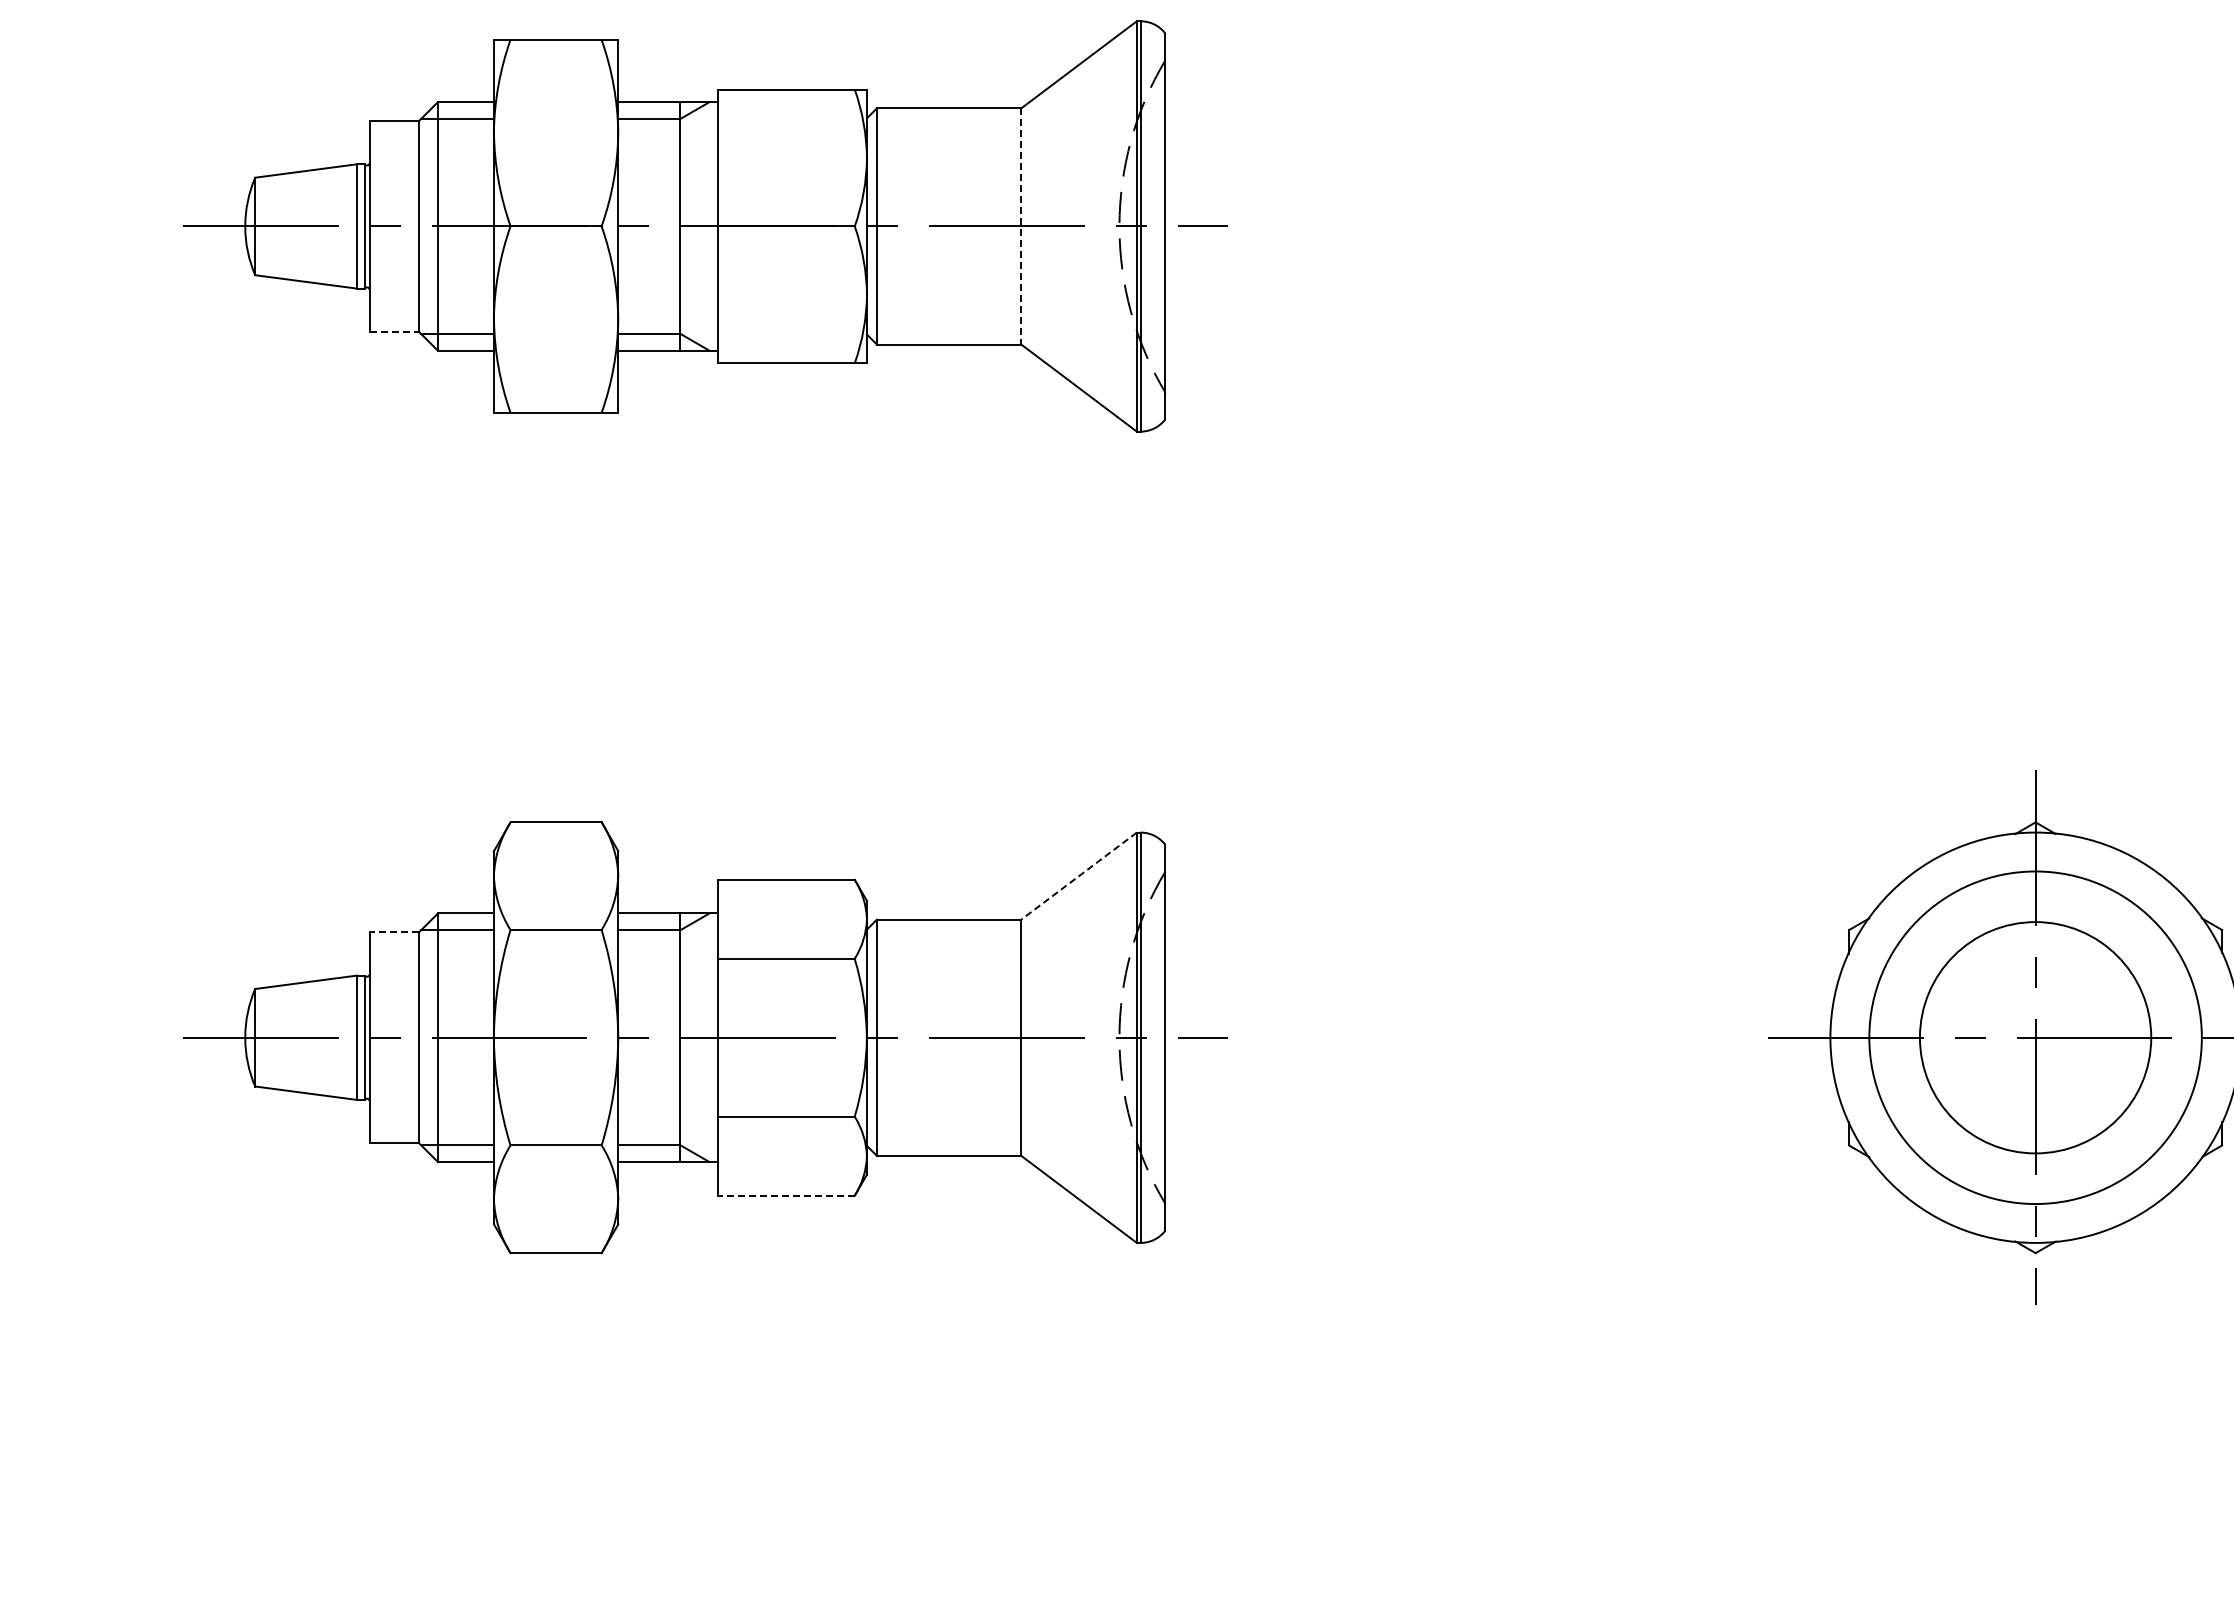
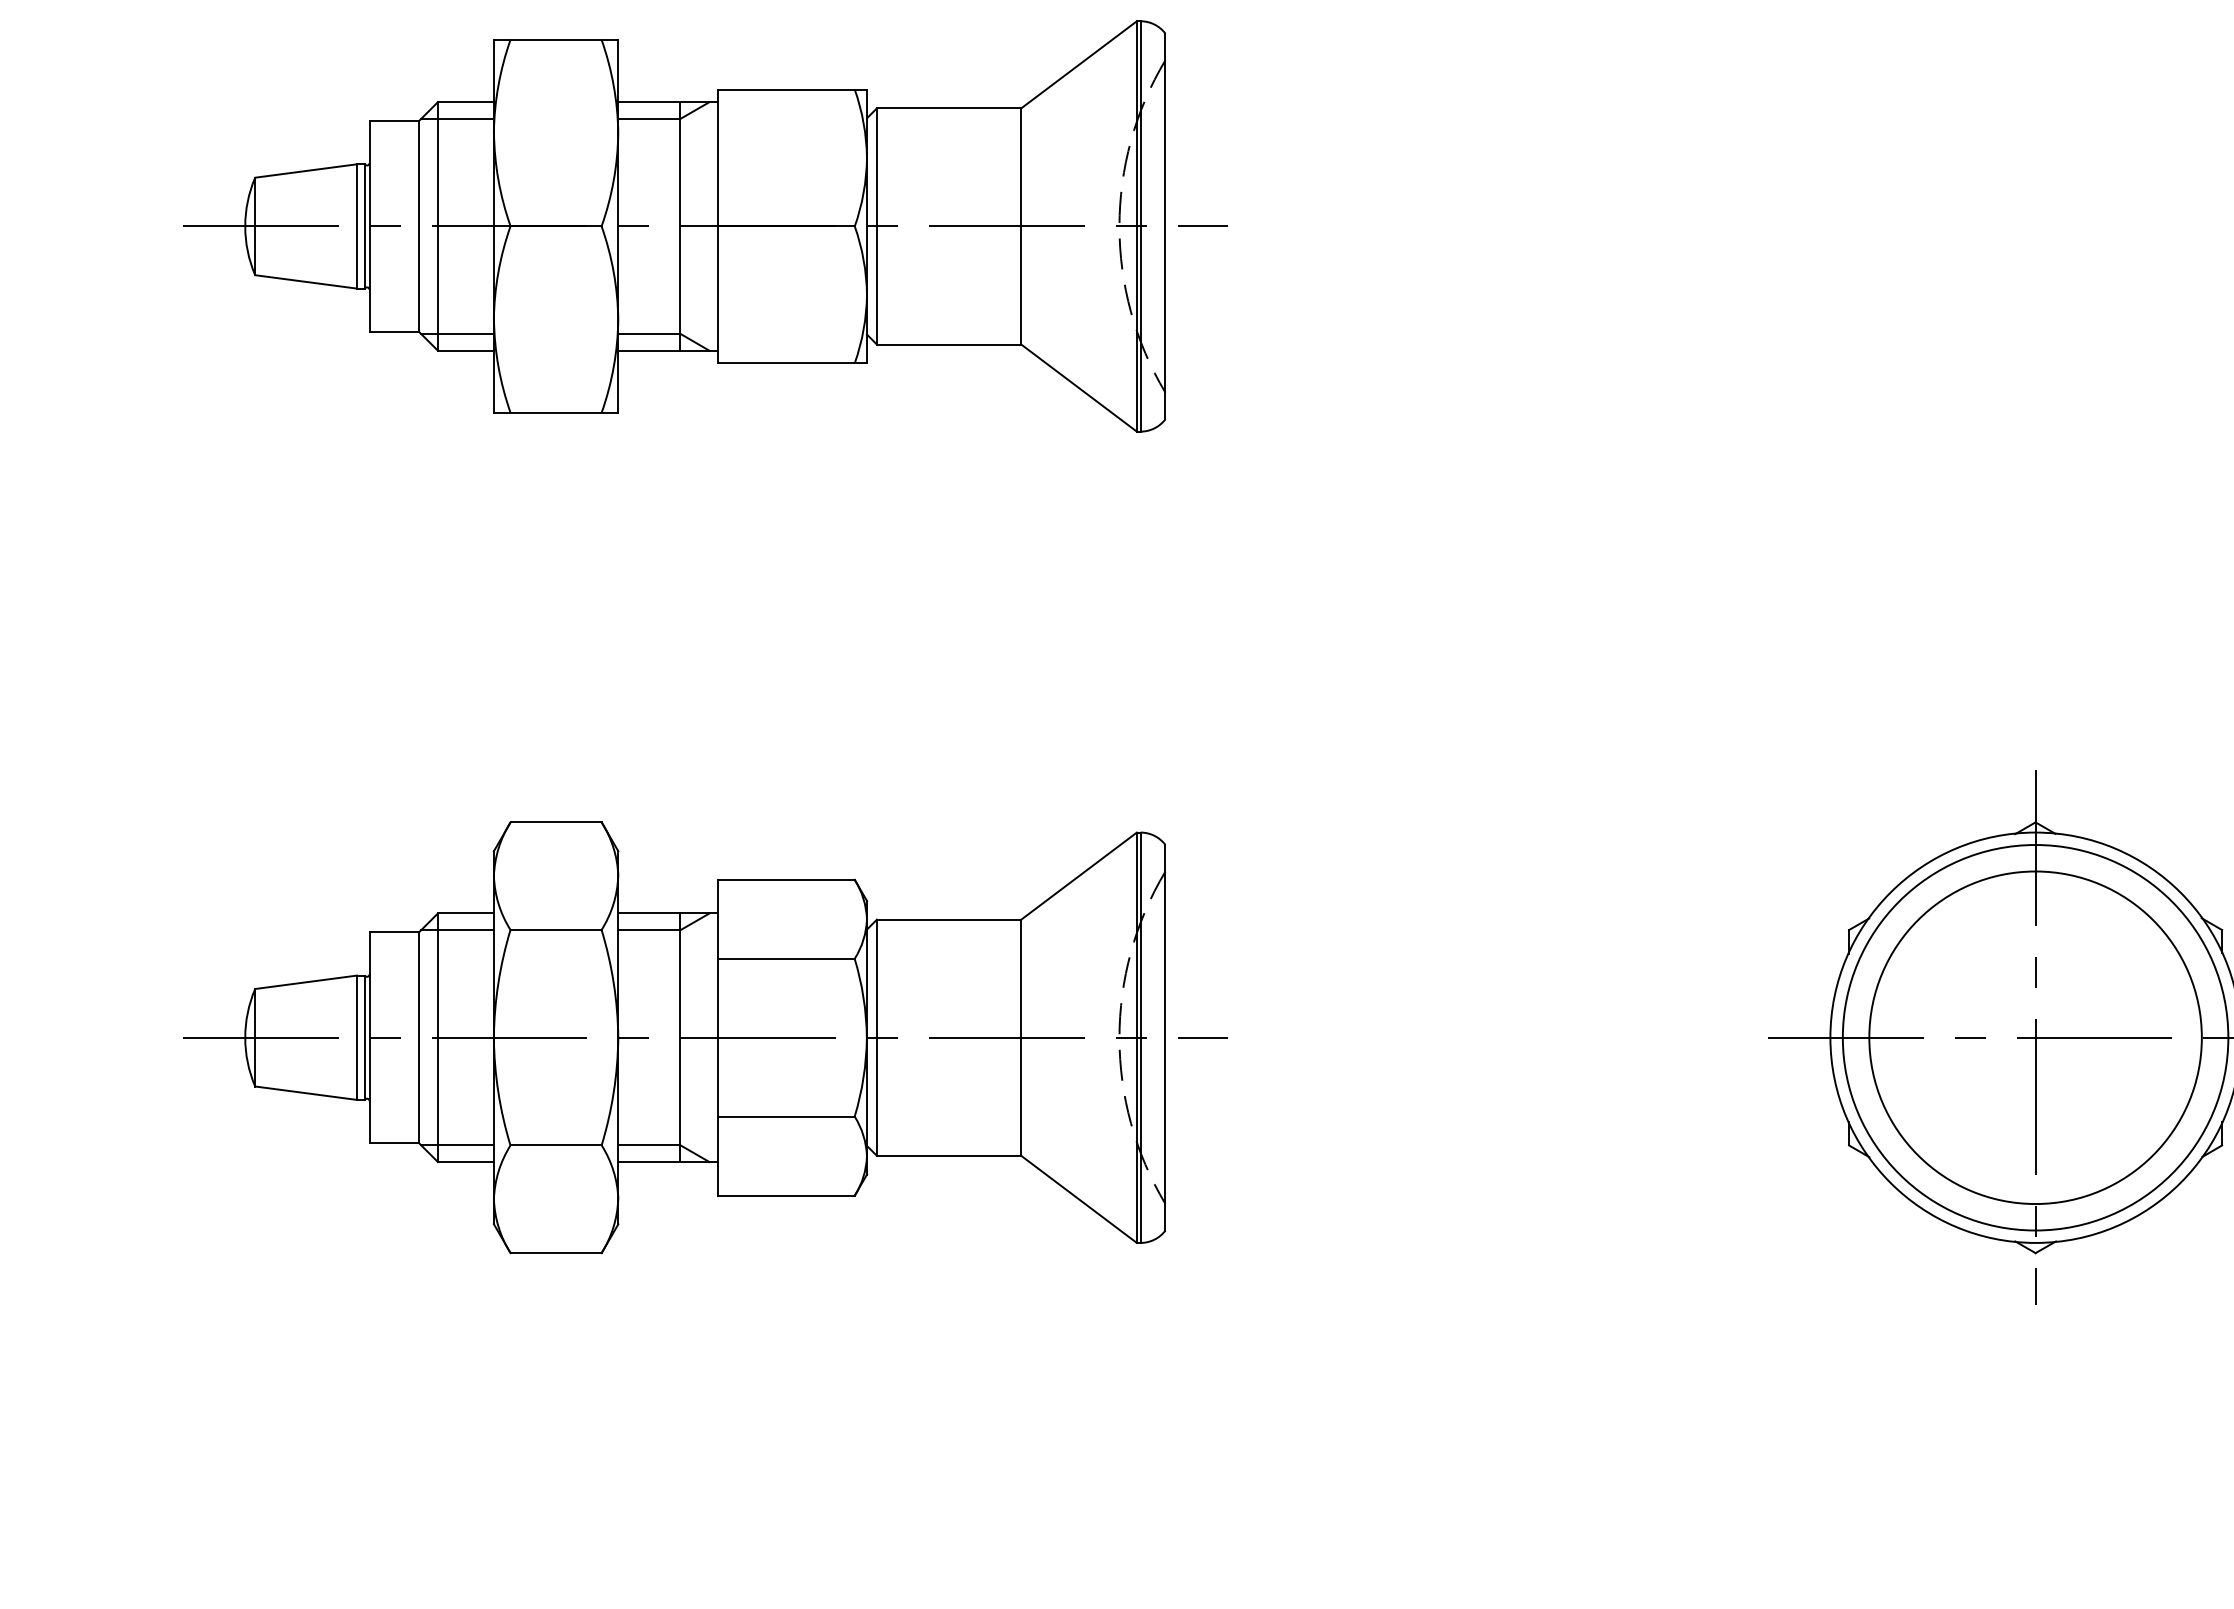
line: dashed -> solid (1021, 226)
line: dashed -> solid (394, 332)
line: dashed -> solid (1078, 876)
line: dashed -> solid (394, 932)
circle diameter: 231 px -> 386 px (2035, 1037)
line: dashed -> solid (785, 1195)
